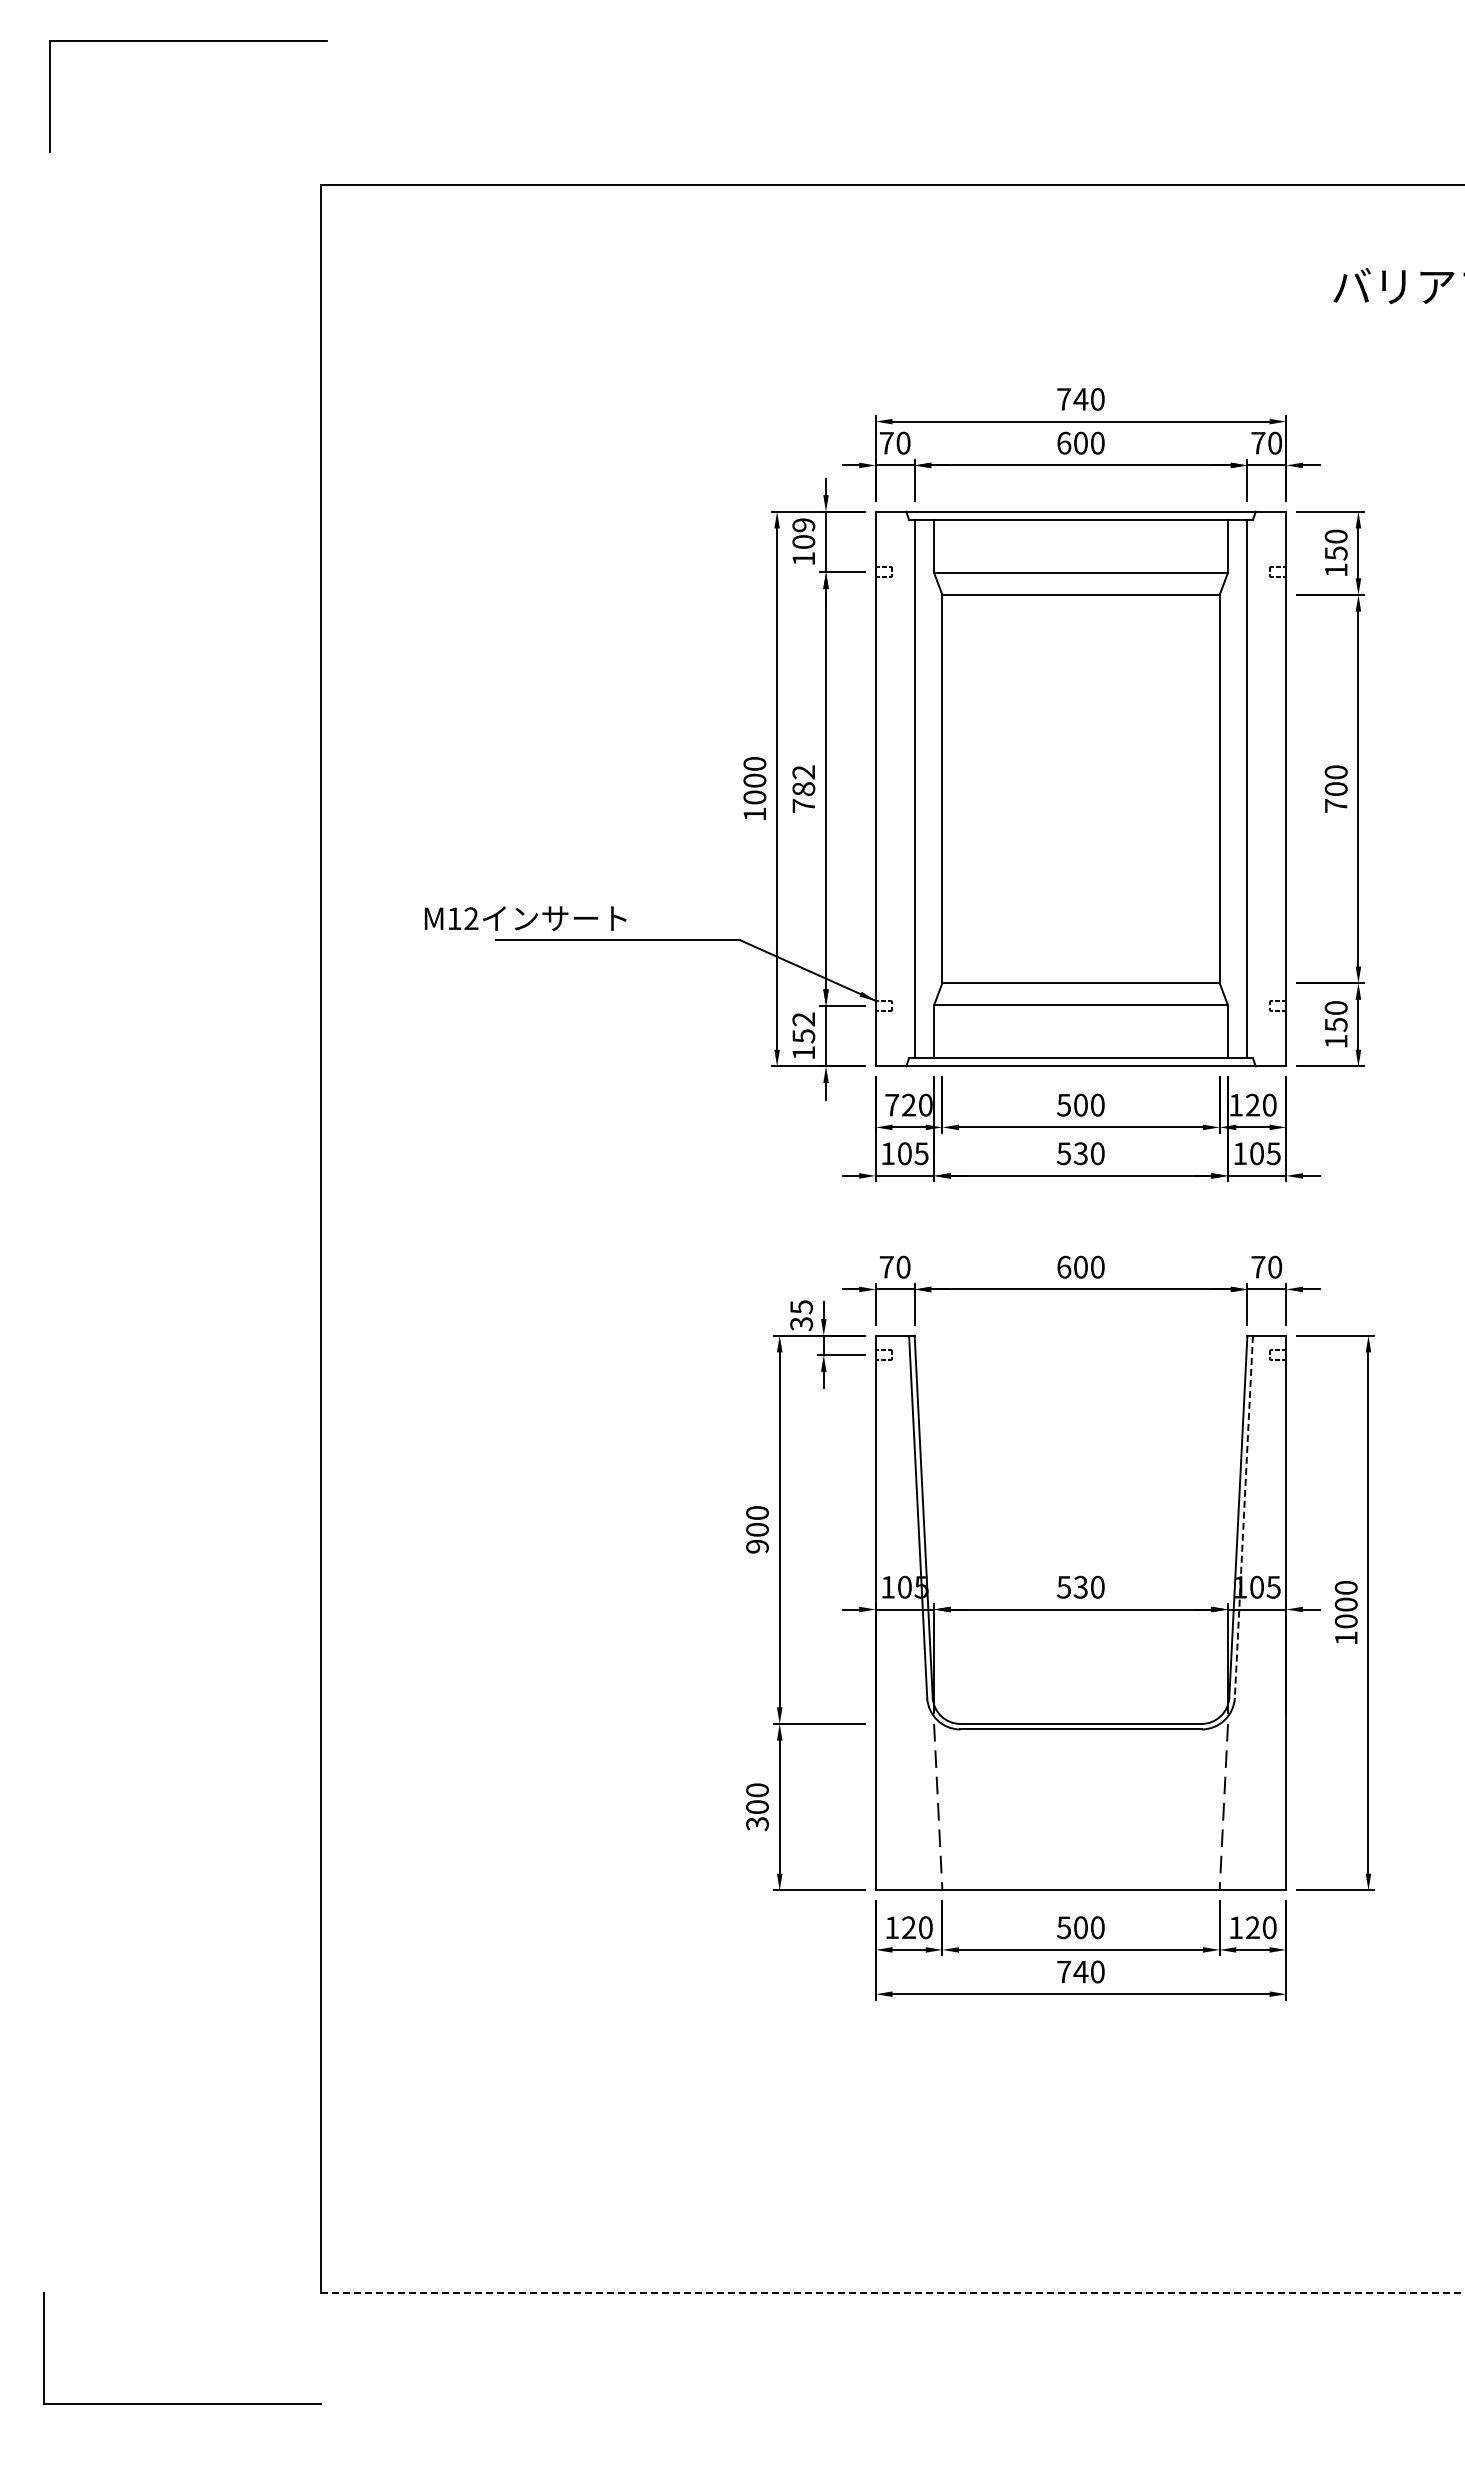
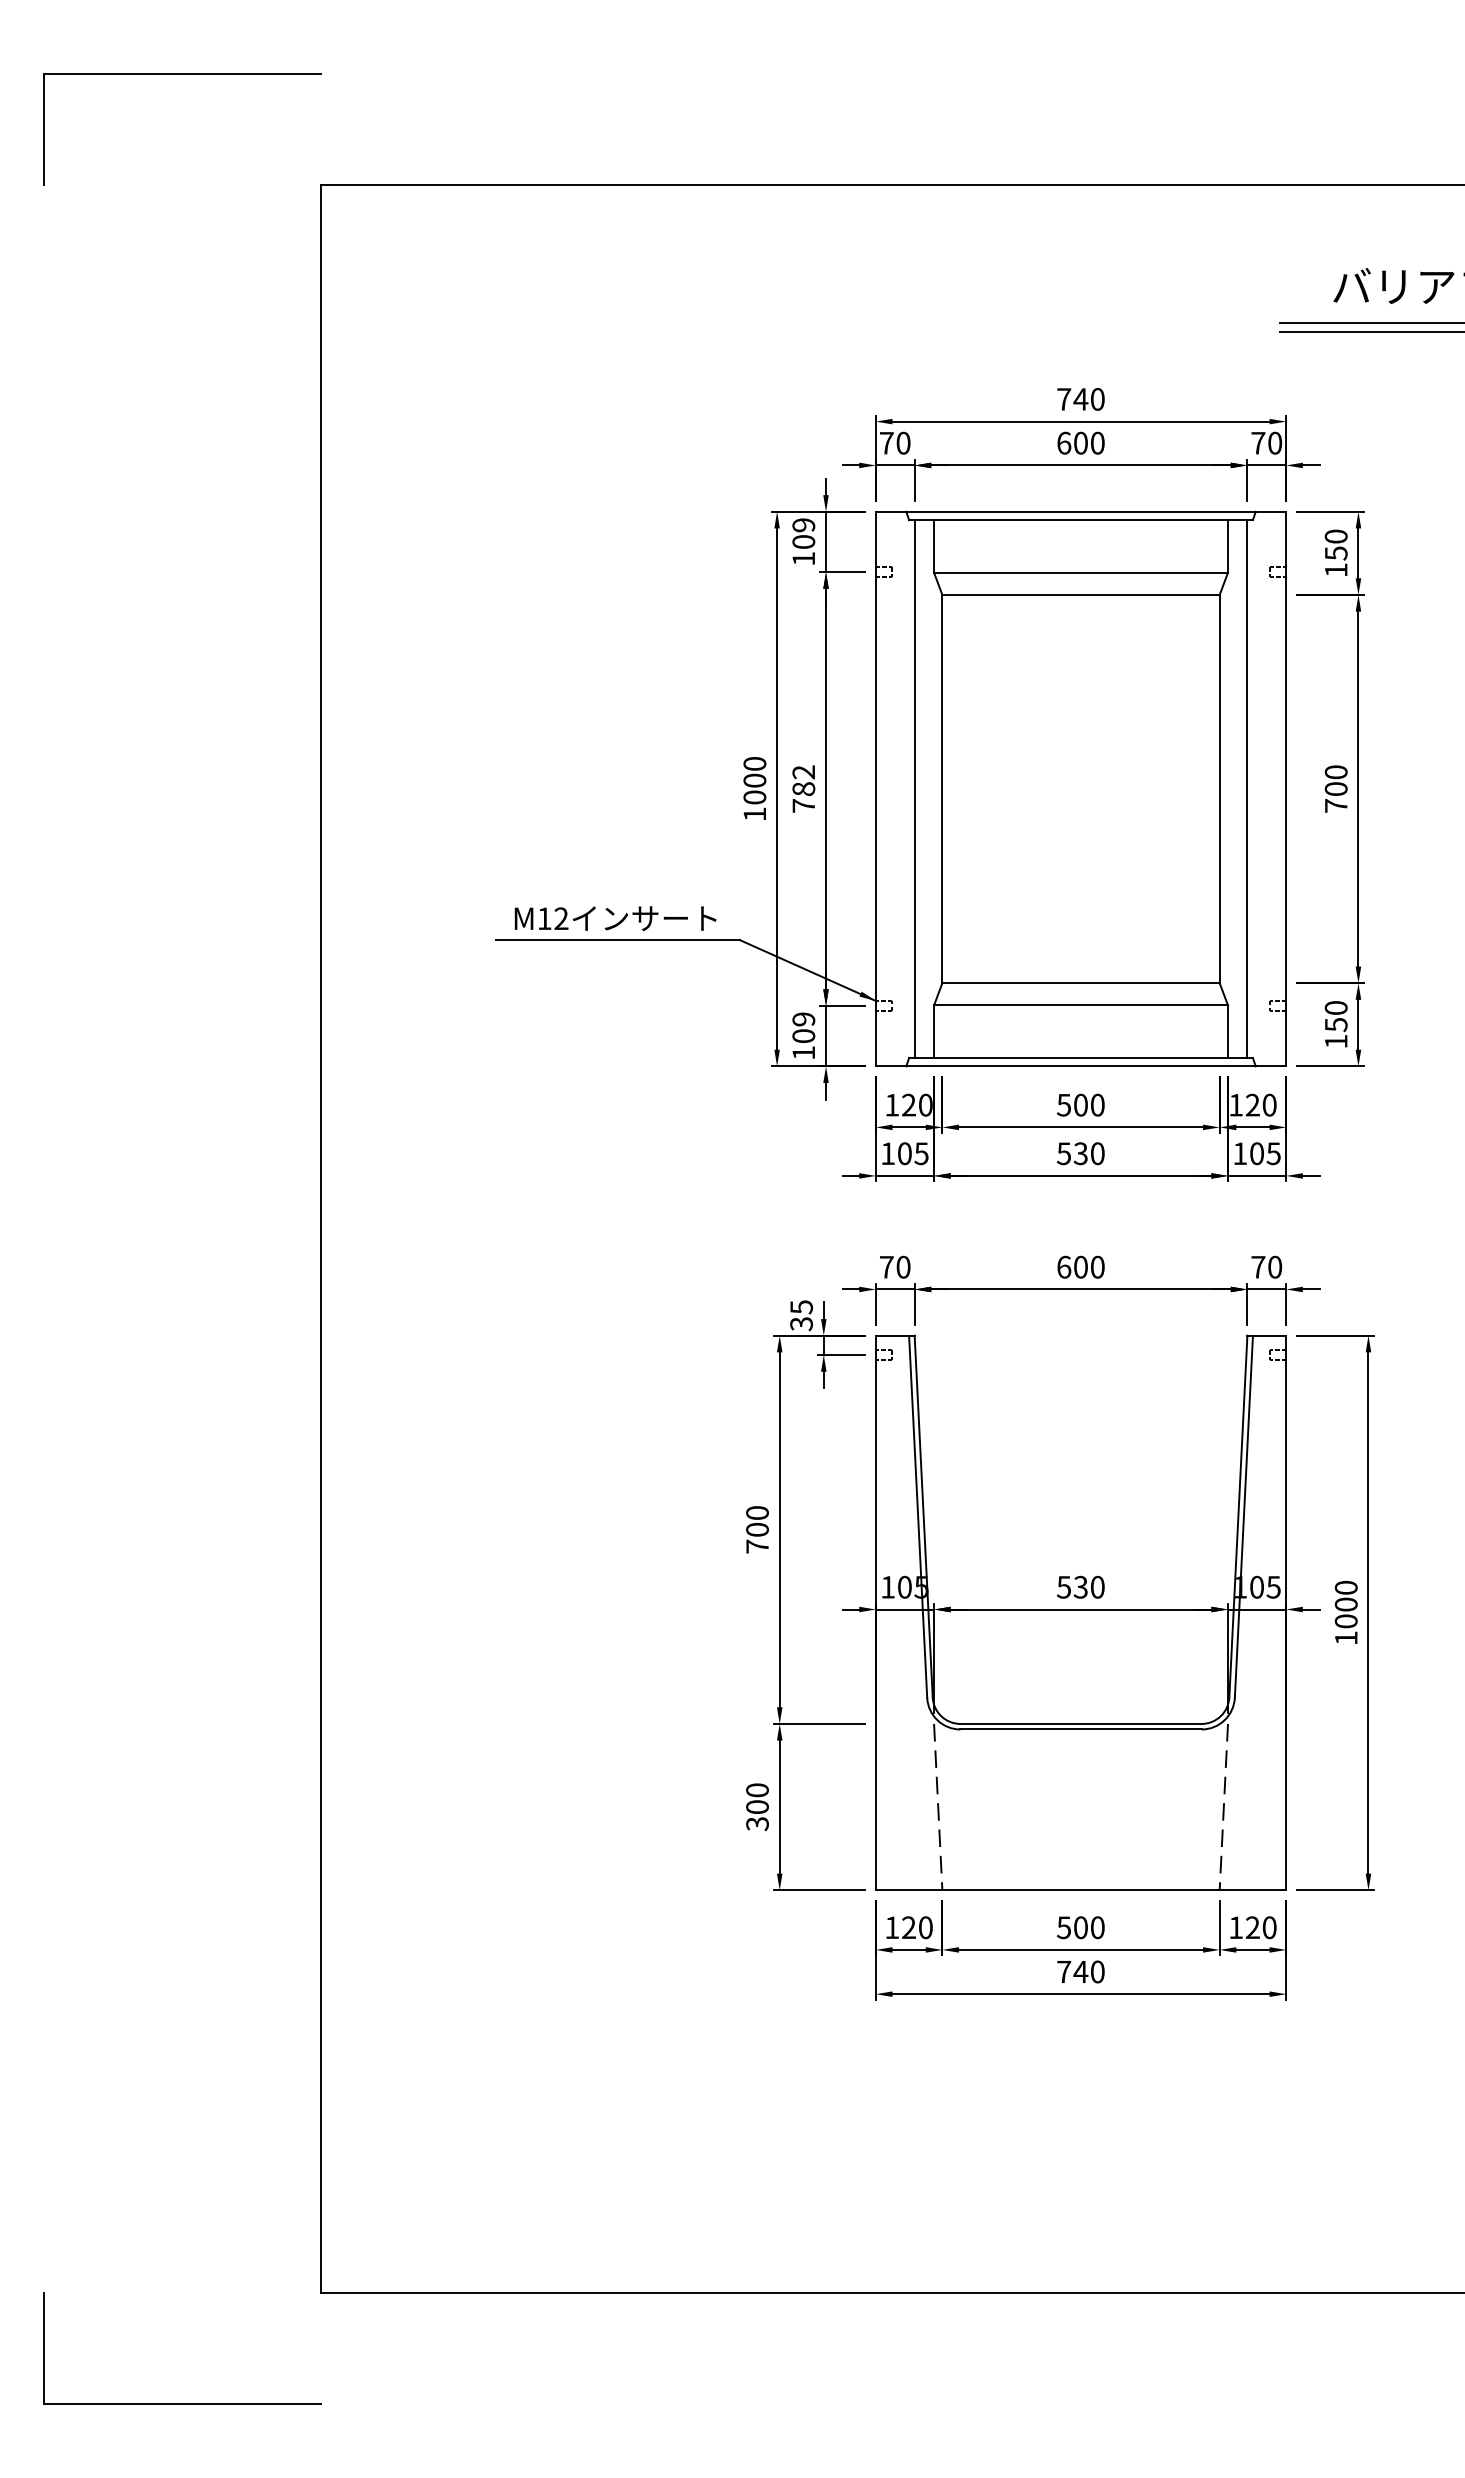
part position: (188, 41) -> (182, 74) (182, 74)
line: none -> present (1370, 323)
line: none -> present (1370, 332)
text position: (525, 918) -> (615, 918) (615, 918)
text: 152 -> 109 (803, 1027)
text: 720 -> 120 (892, 1105)
line: dashed -> solid (1243, 1517)
text: 900 -> 700 (757, 1546)
line: dashed -> solid (893, 2292)
